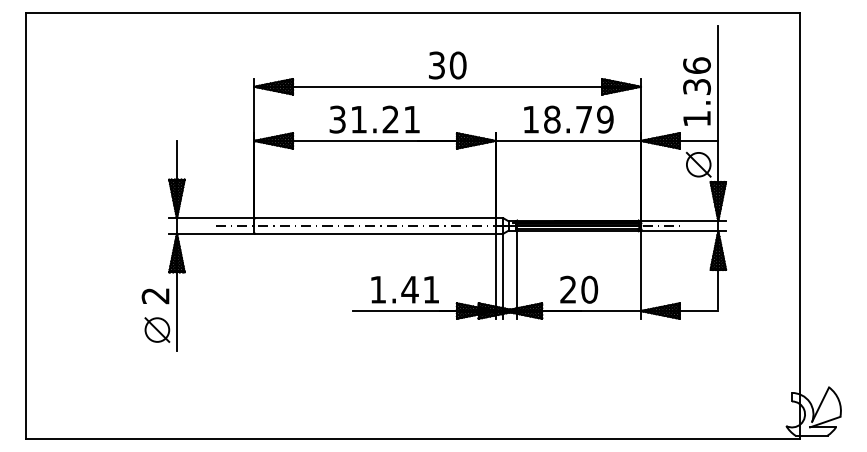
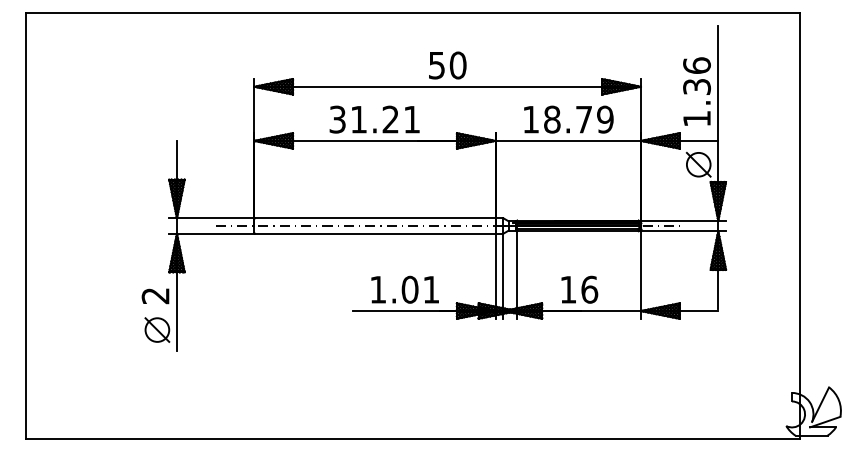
text: 30 -> 50 (436, 64)
text: 1.41 -> 1.01 (409, 289)
text: 20 -> 16 (579, 289)
